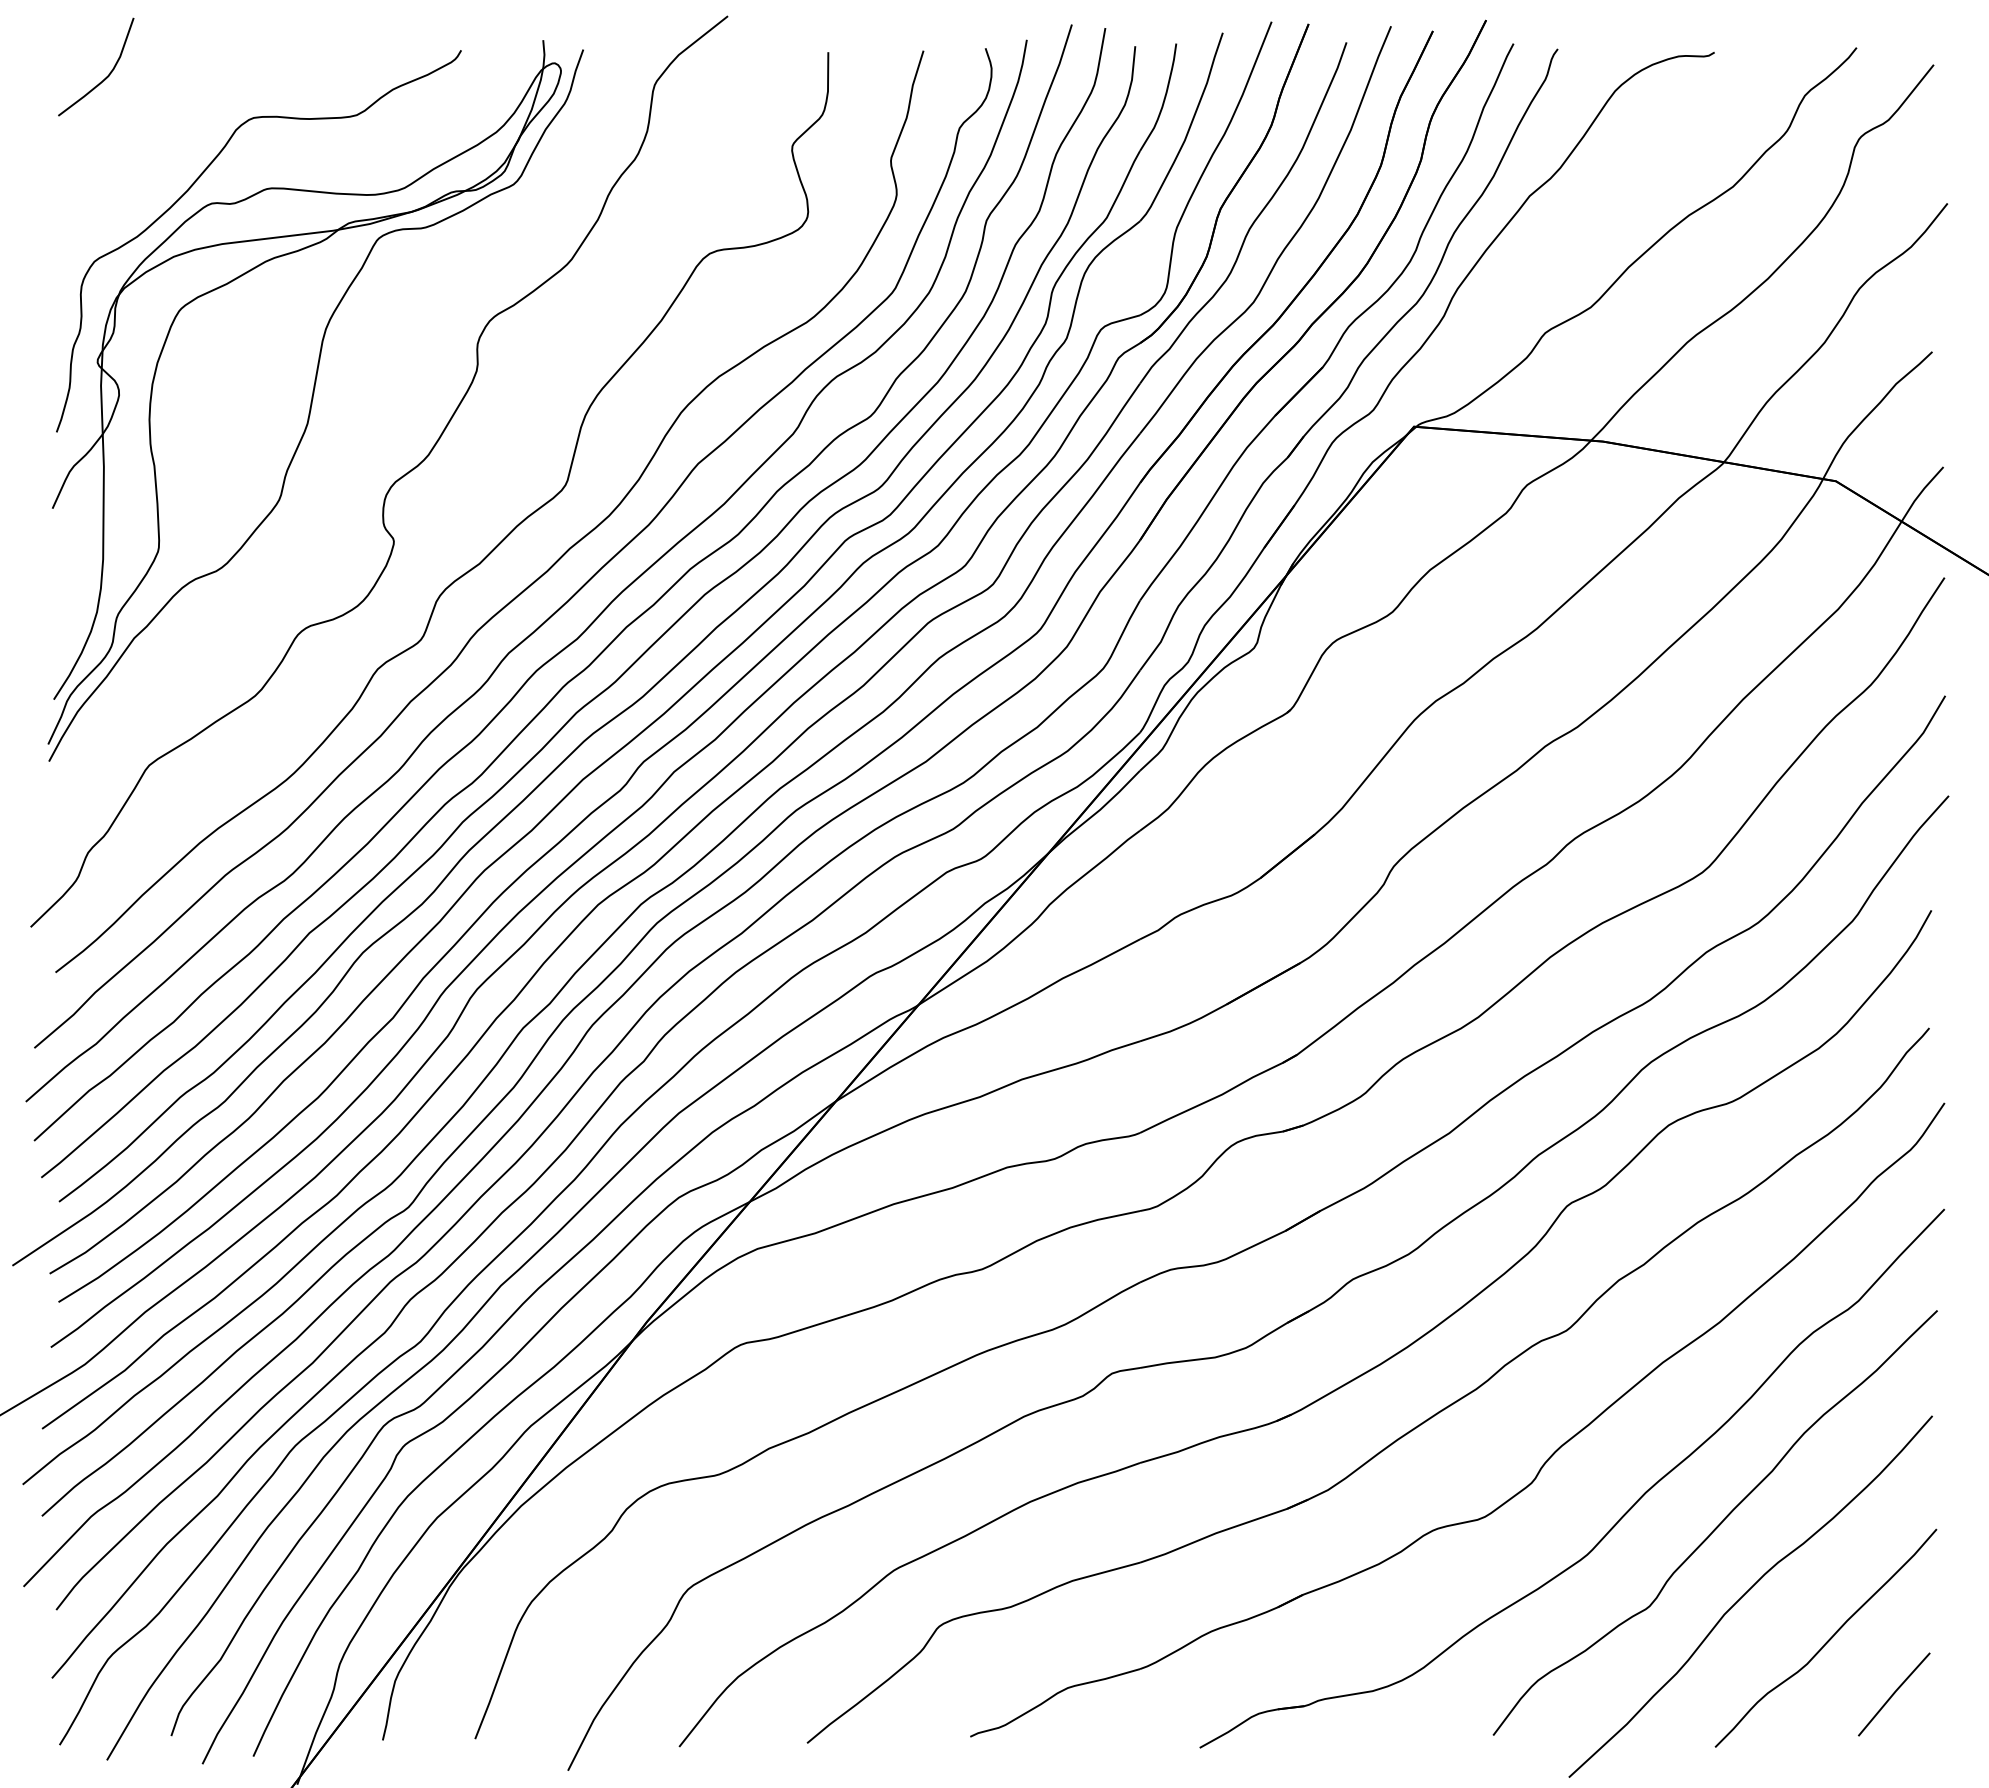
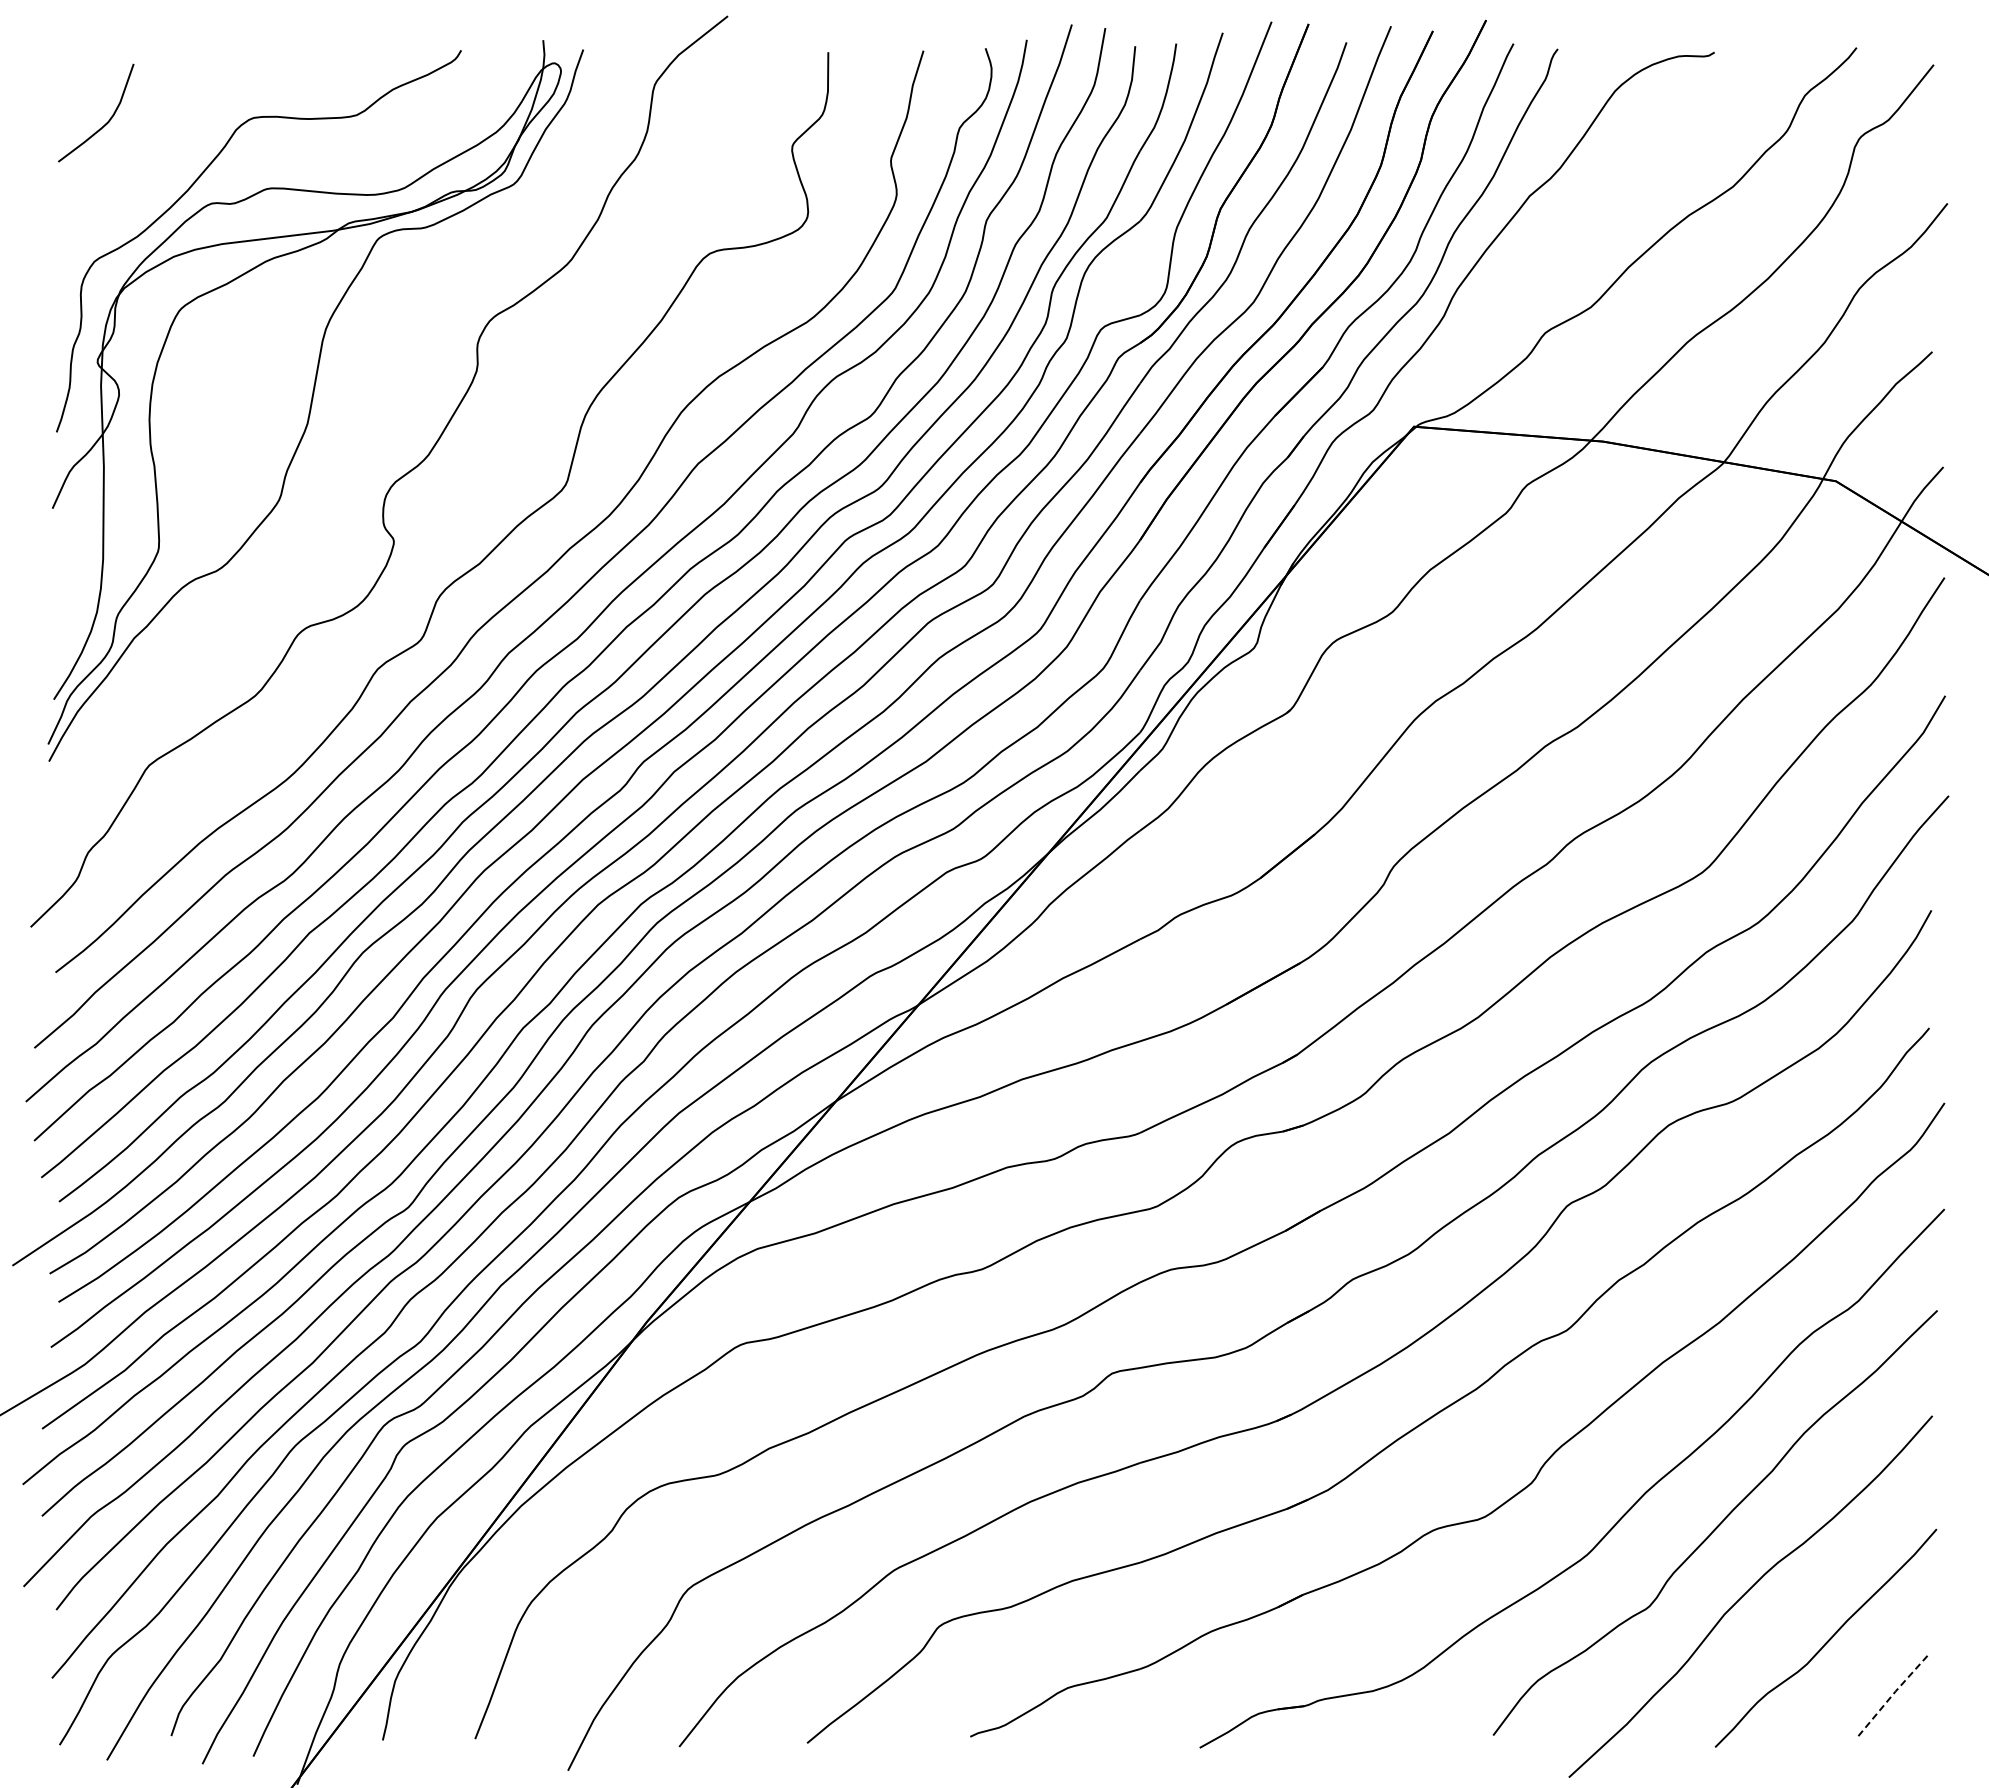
curve position: (106, 76) -> (106, 122) (106, 122)
line: solid -> dashed (1893, 1693)
